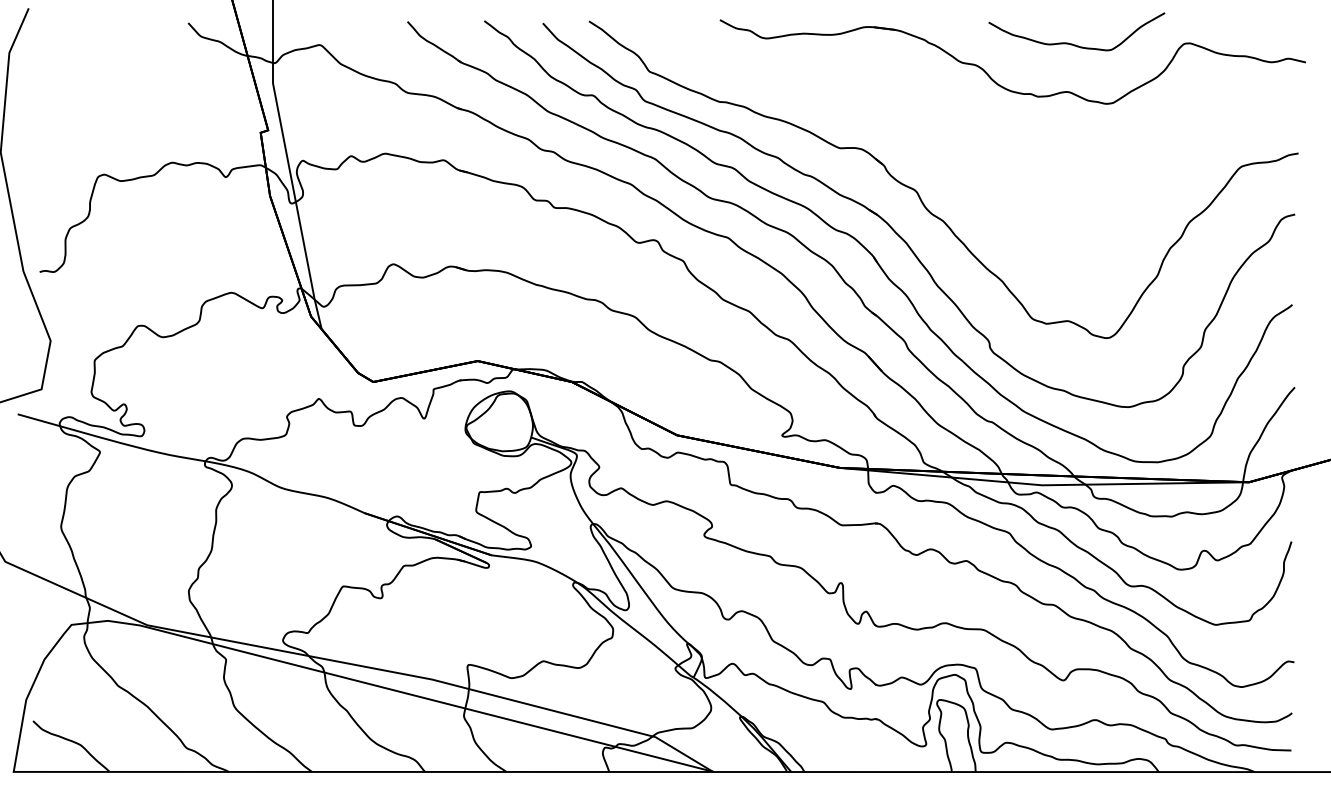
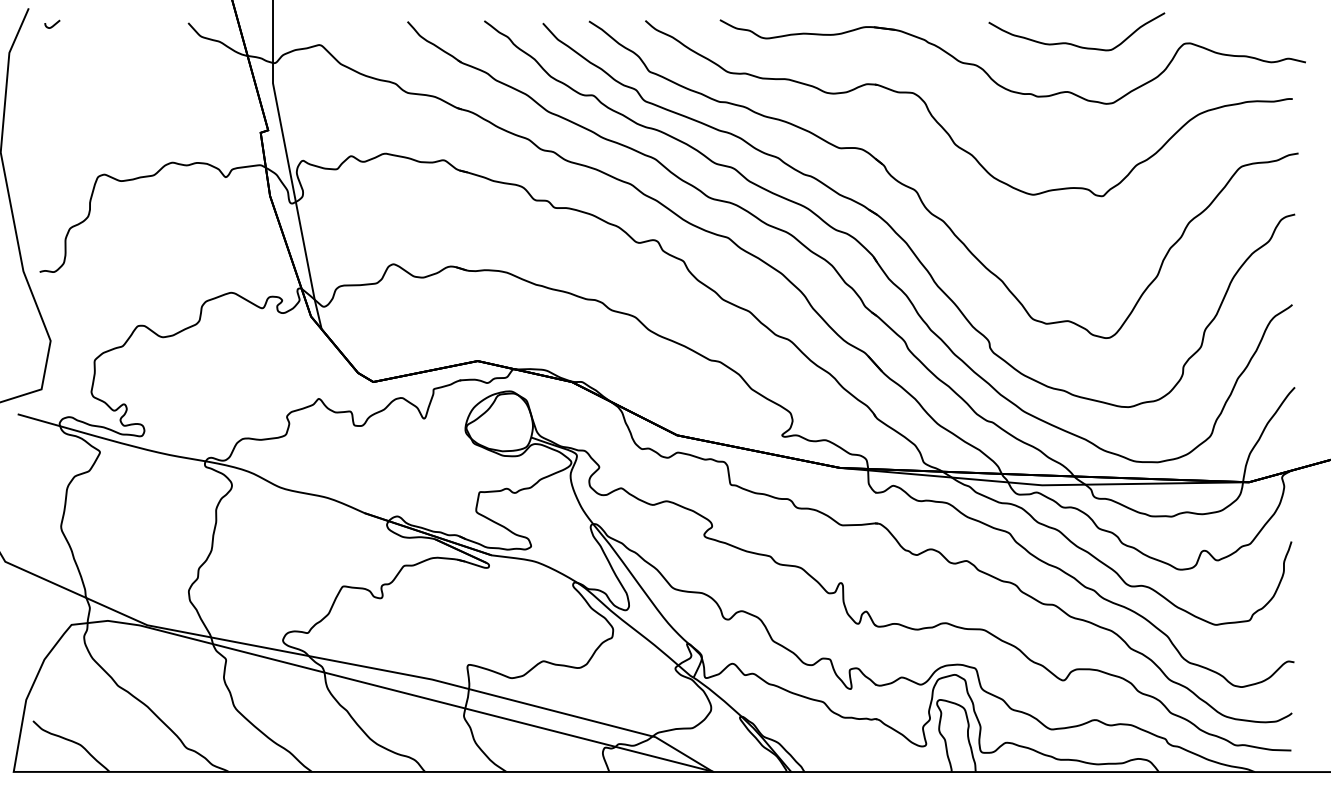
curve: none -> present (53, 24)
part: none -> present (946, 130)
